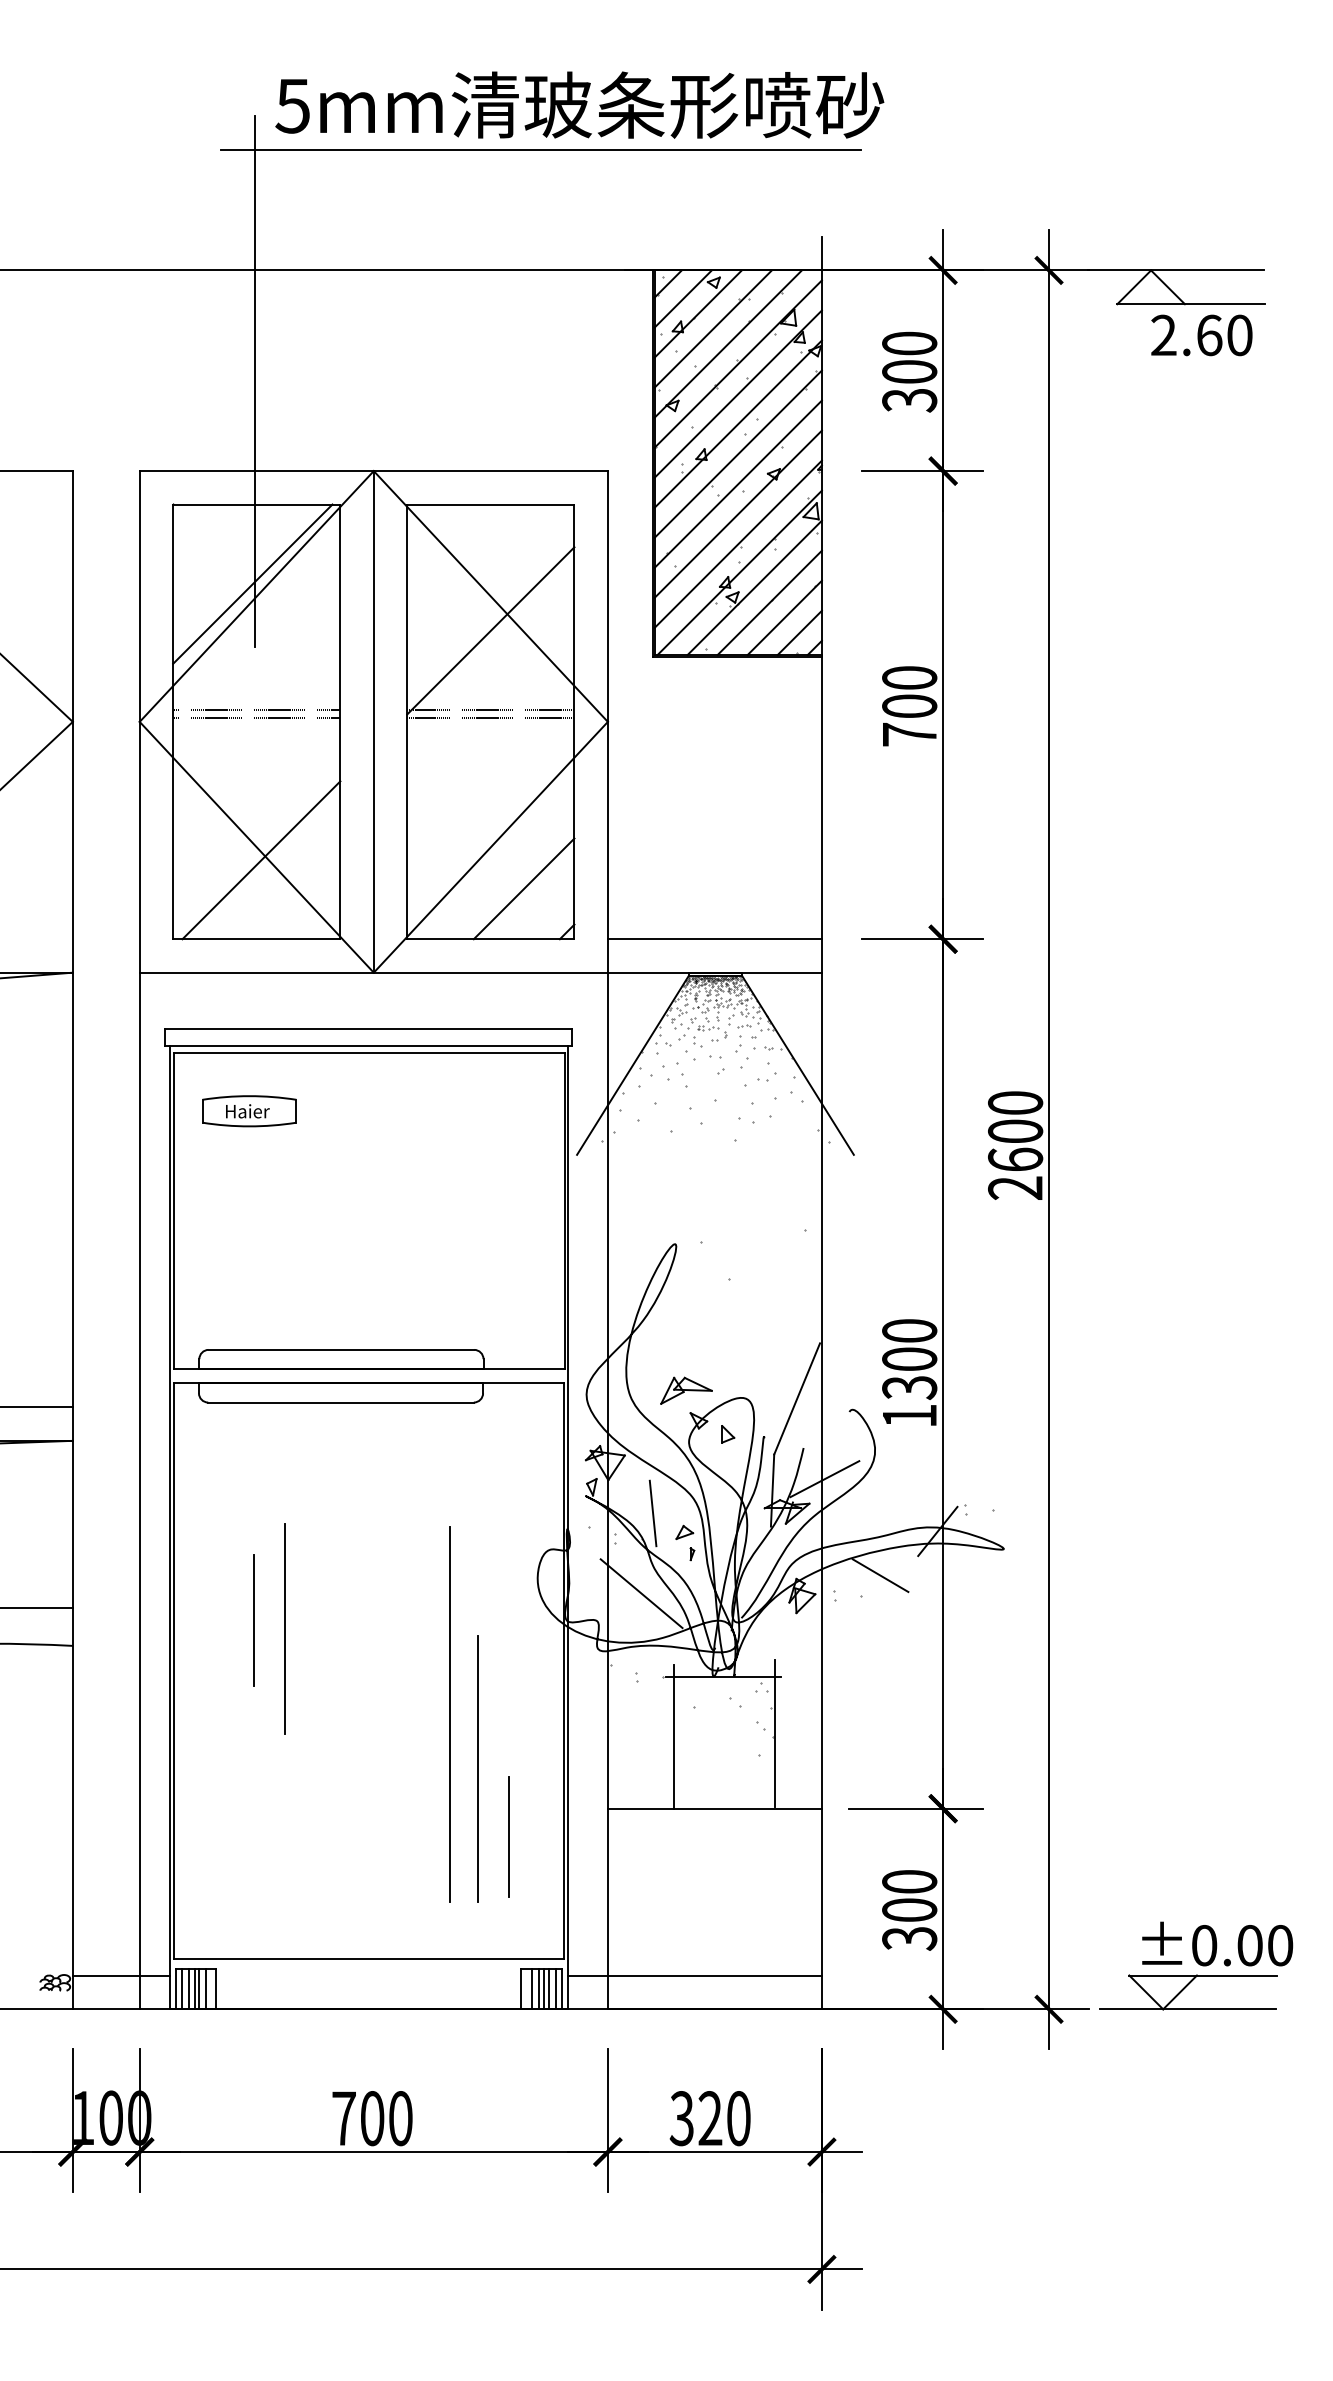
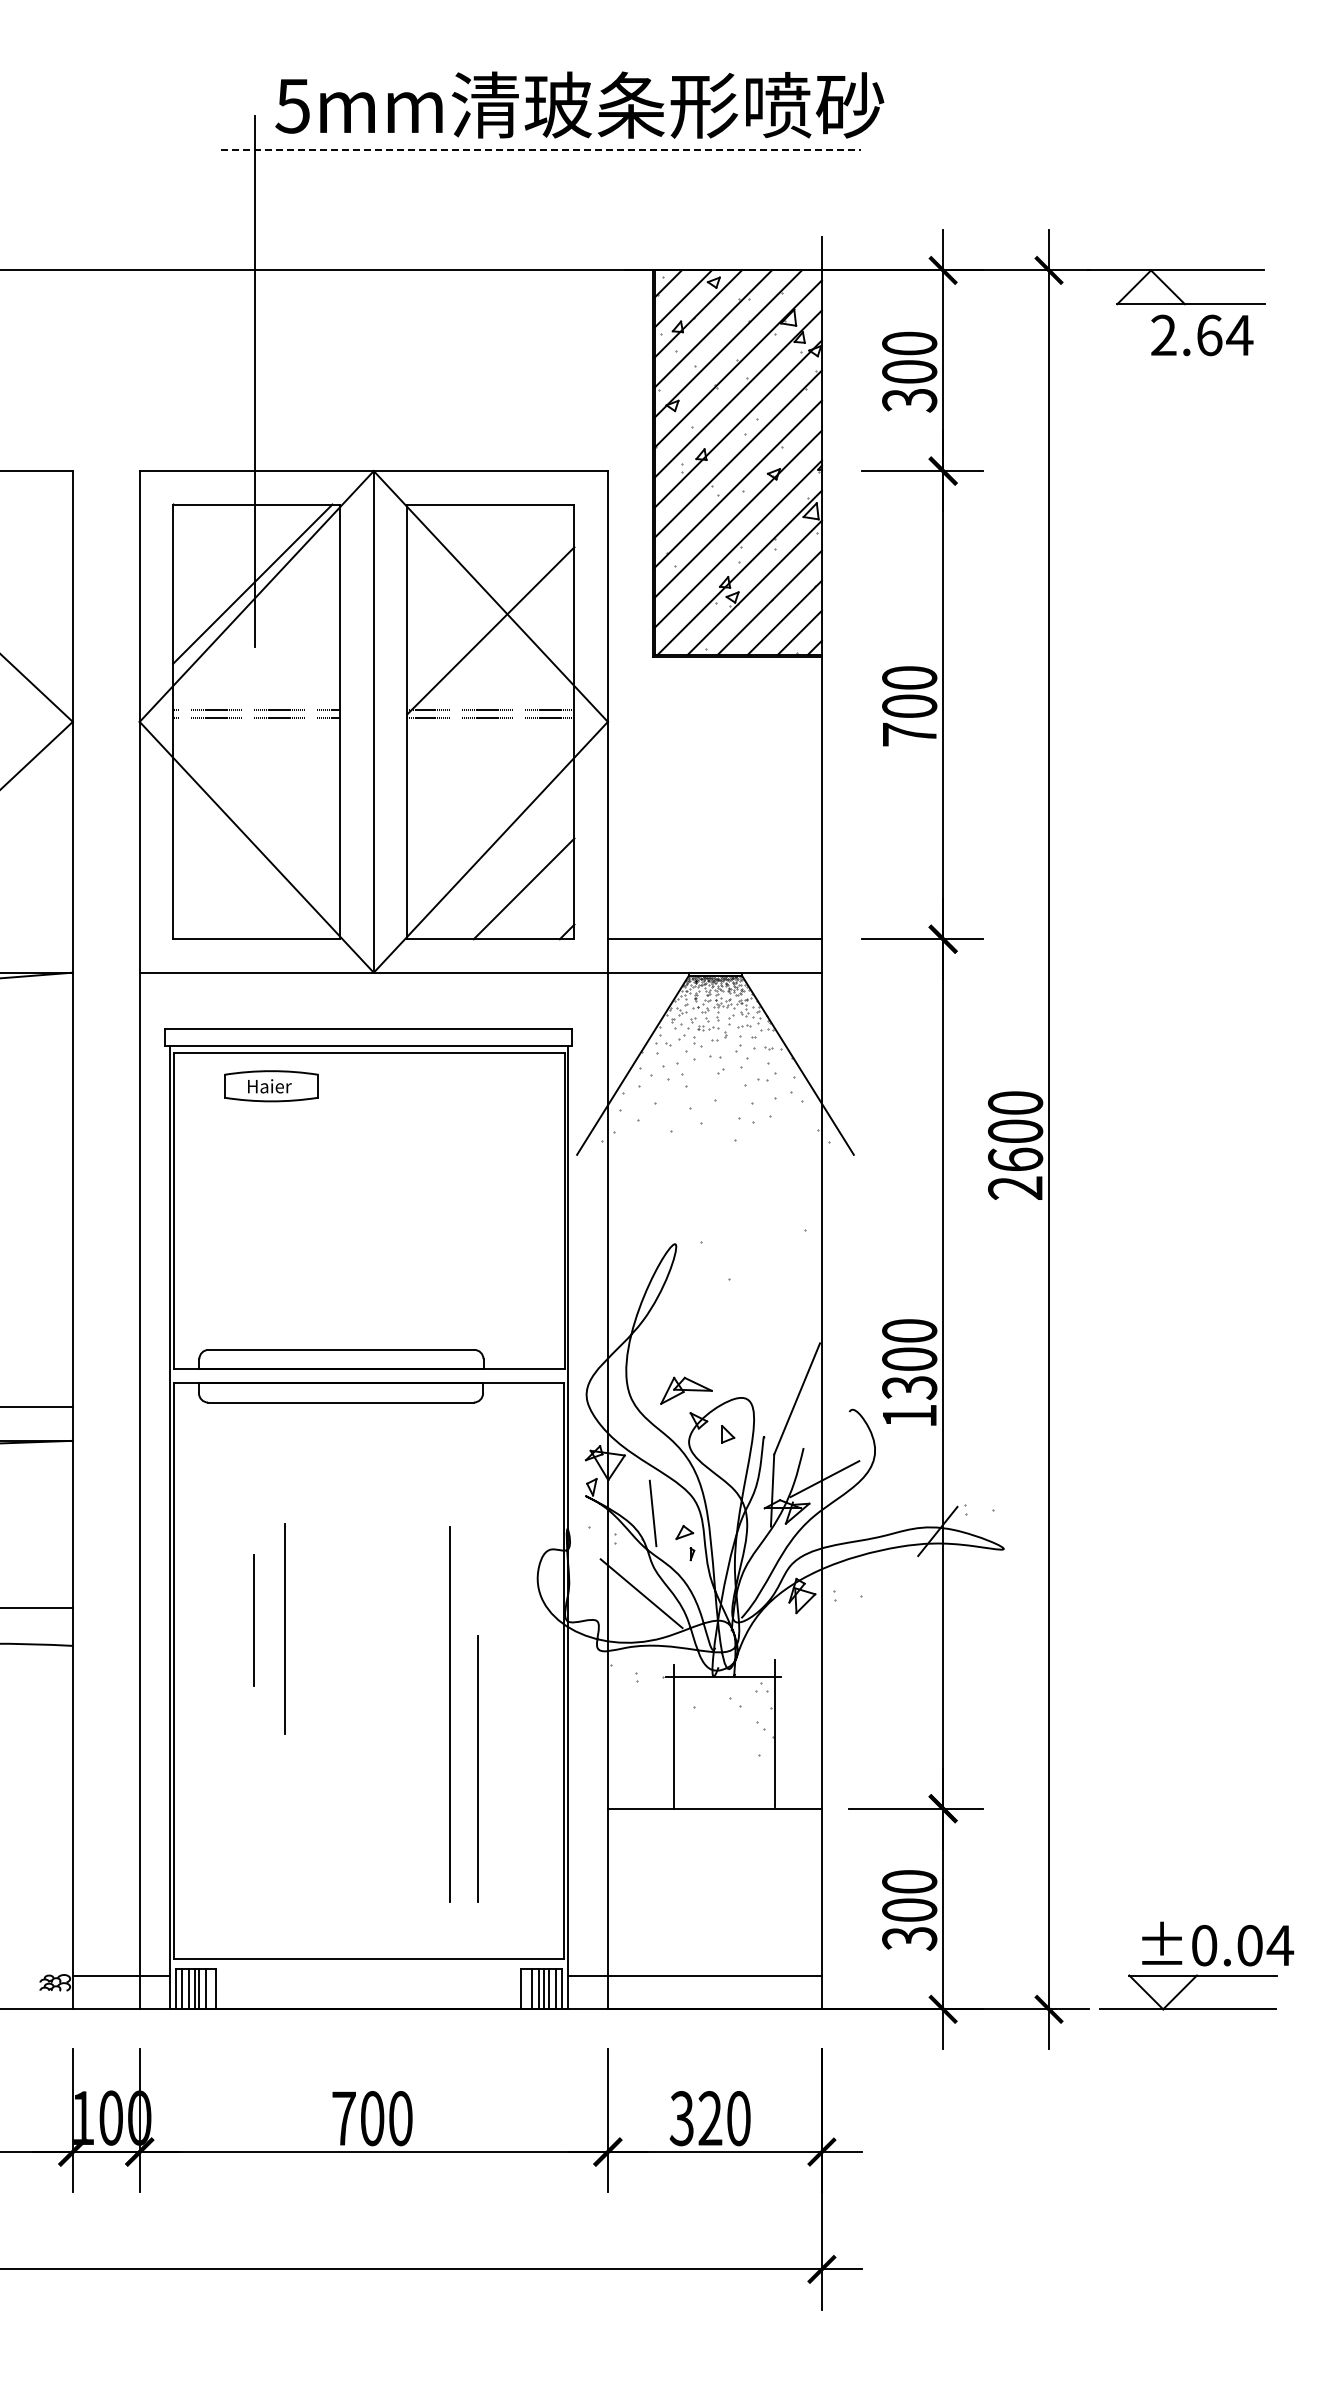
line: solid -> dashed (541, 150)
text: 2.60 -> 2.64 (1239, 335)
line: present -> none (261, 860)
part position: (249, 1111) -> (271, 1086) (271, 1086)
line: present -> none (880, 1575)
line: present -> none (508, 1836)
text: ±0.00 -> ±0.04 (1280, 1945)
